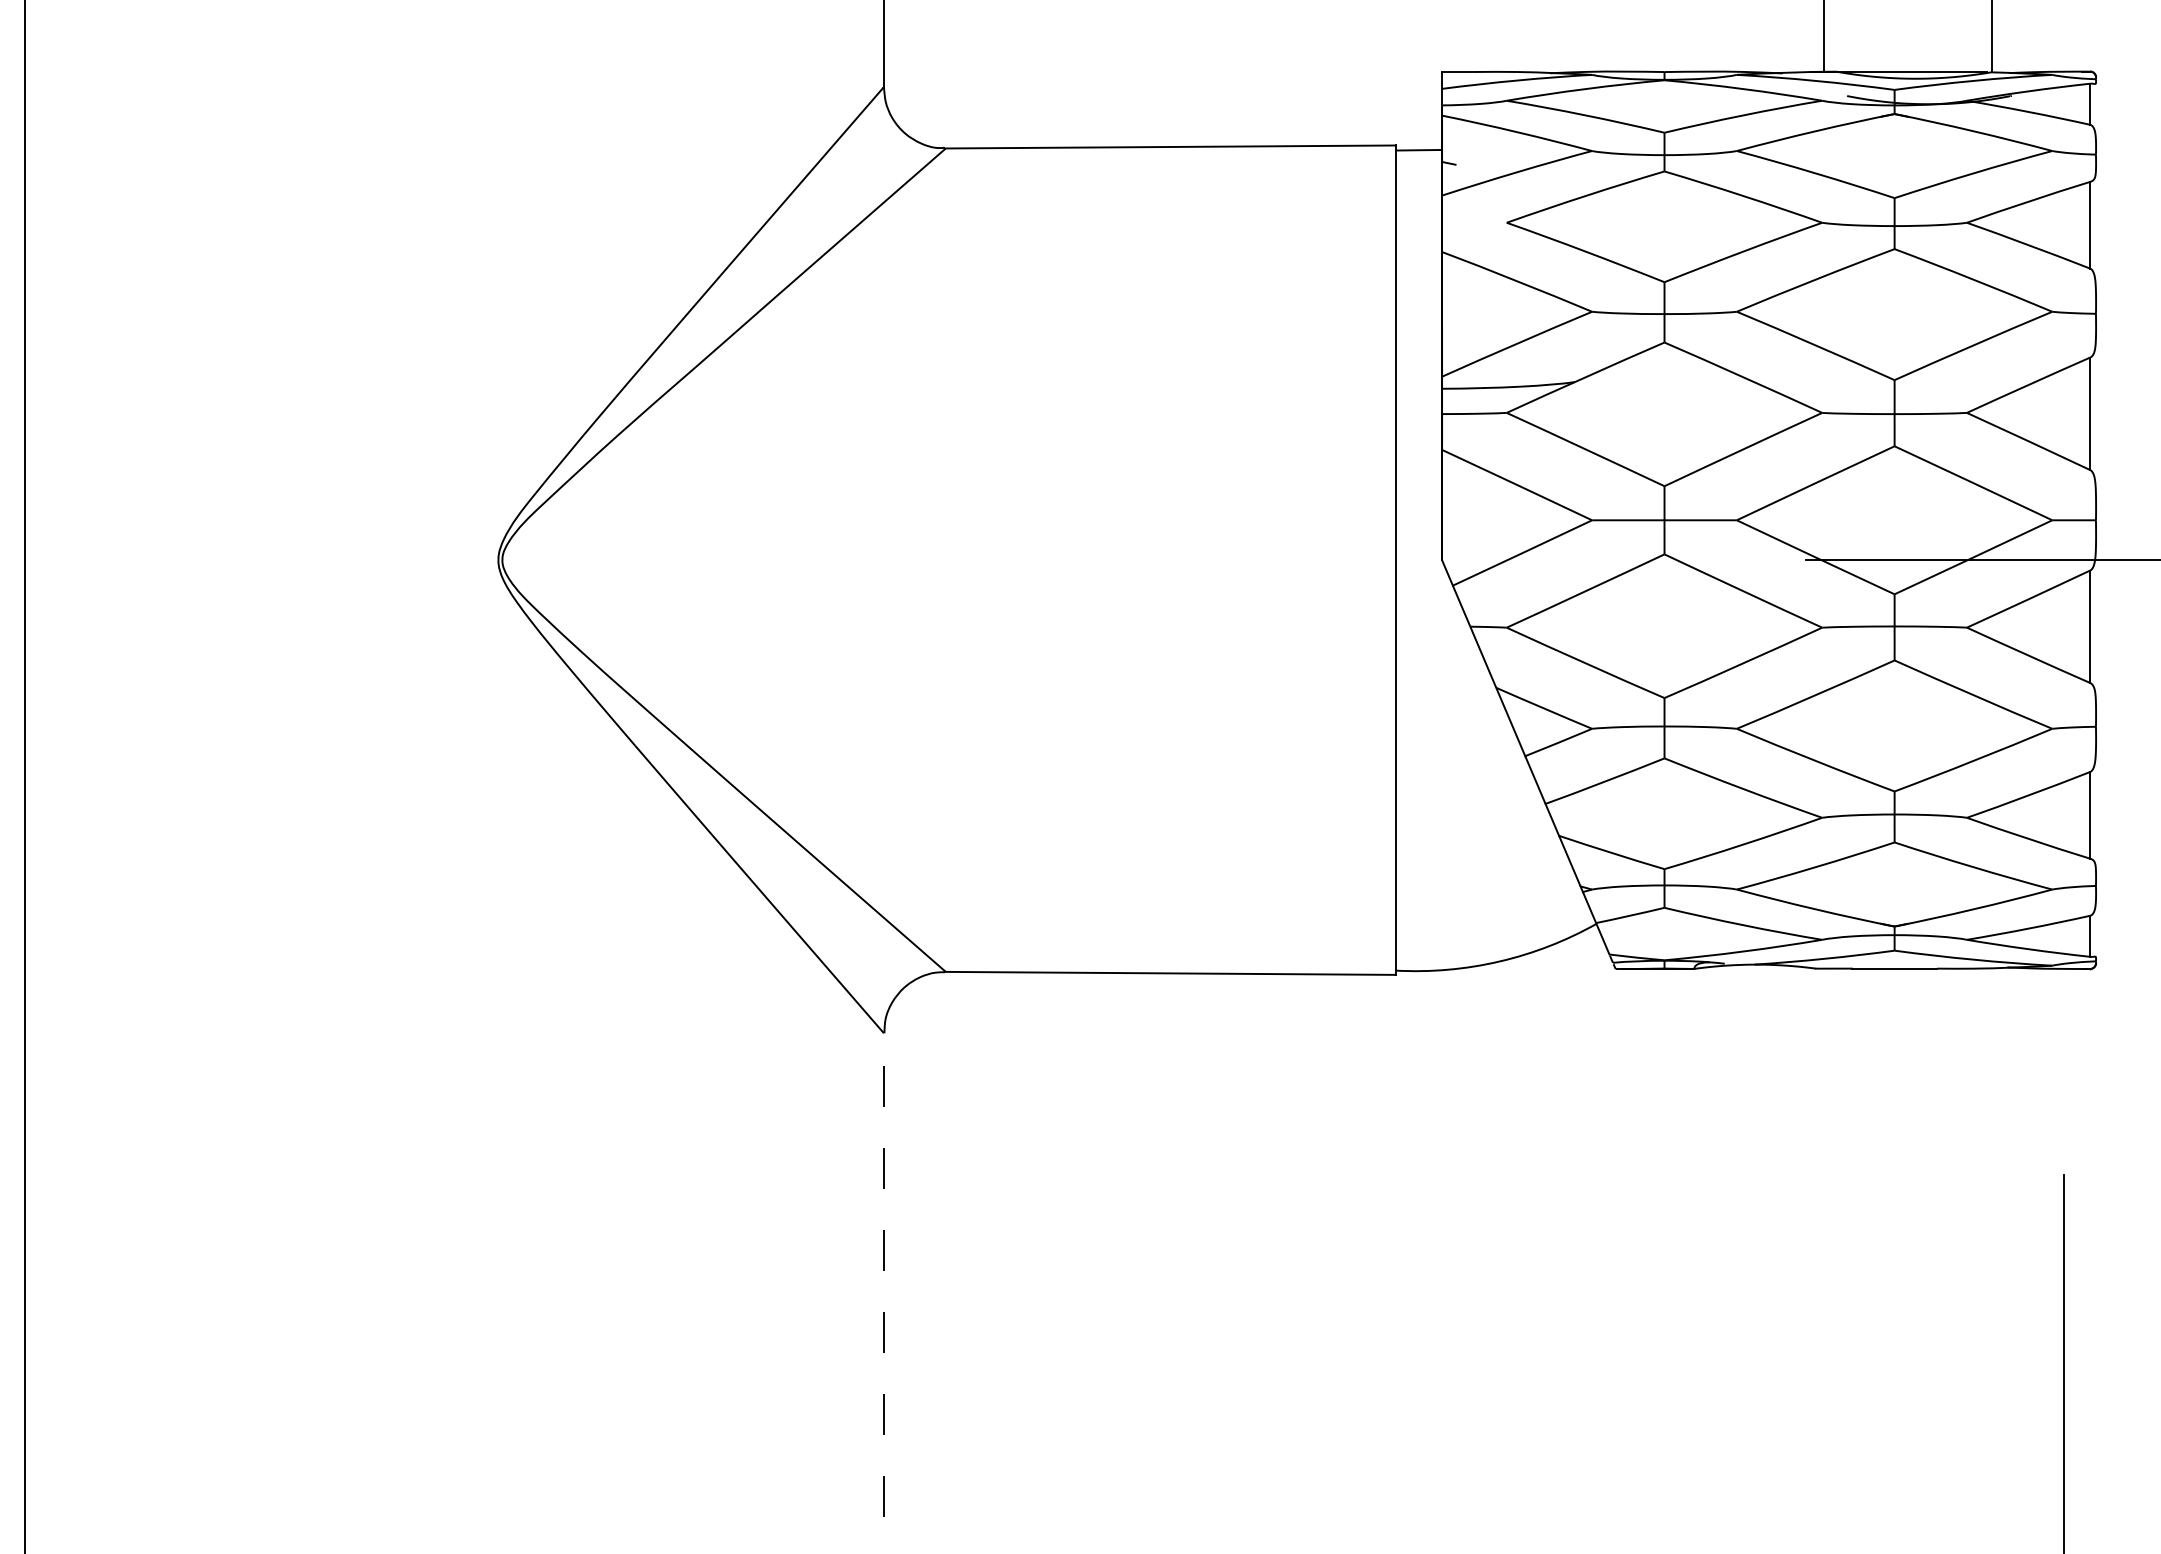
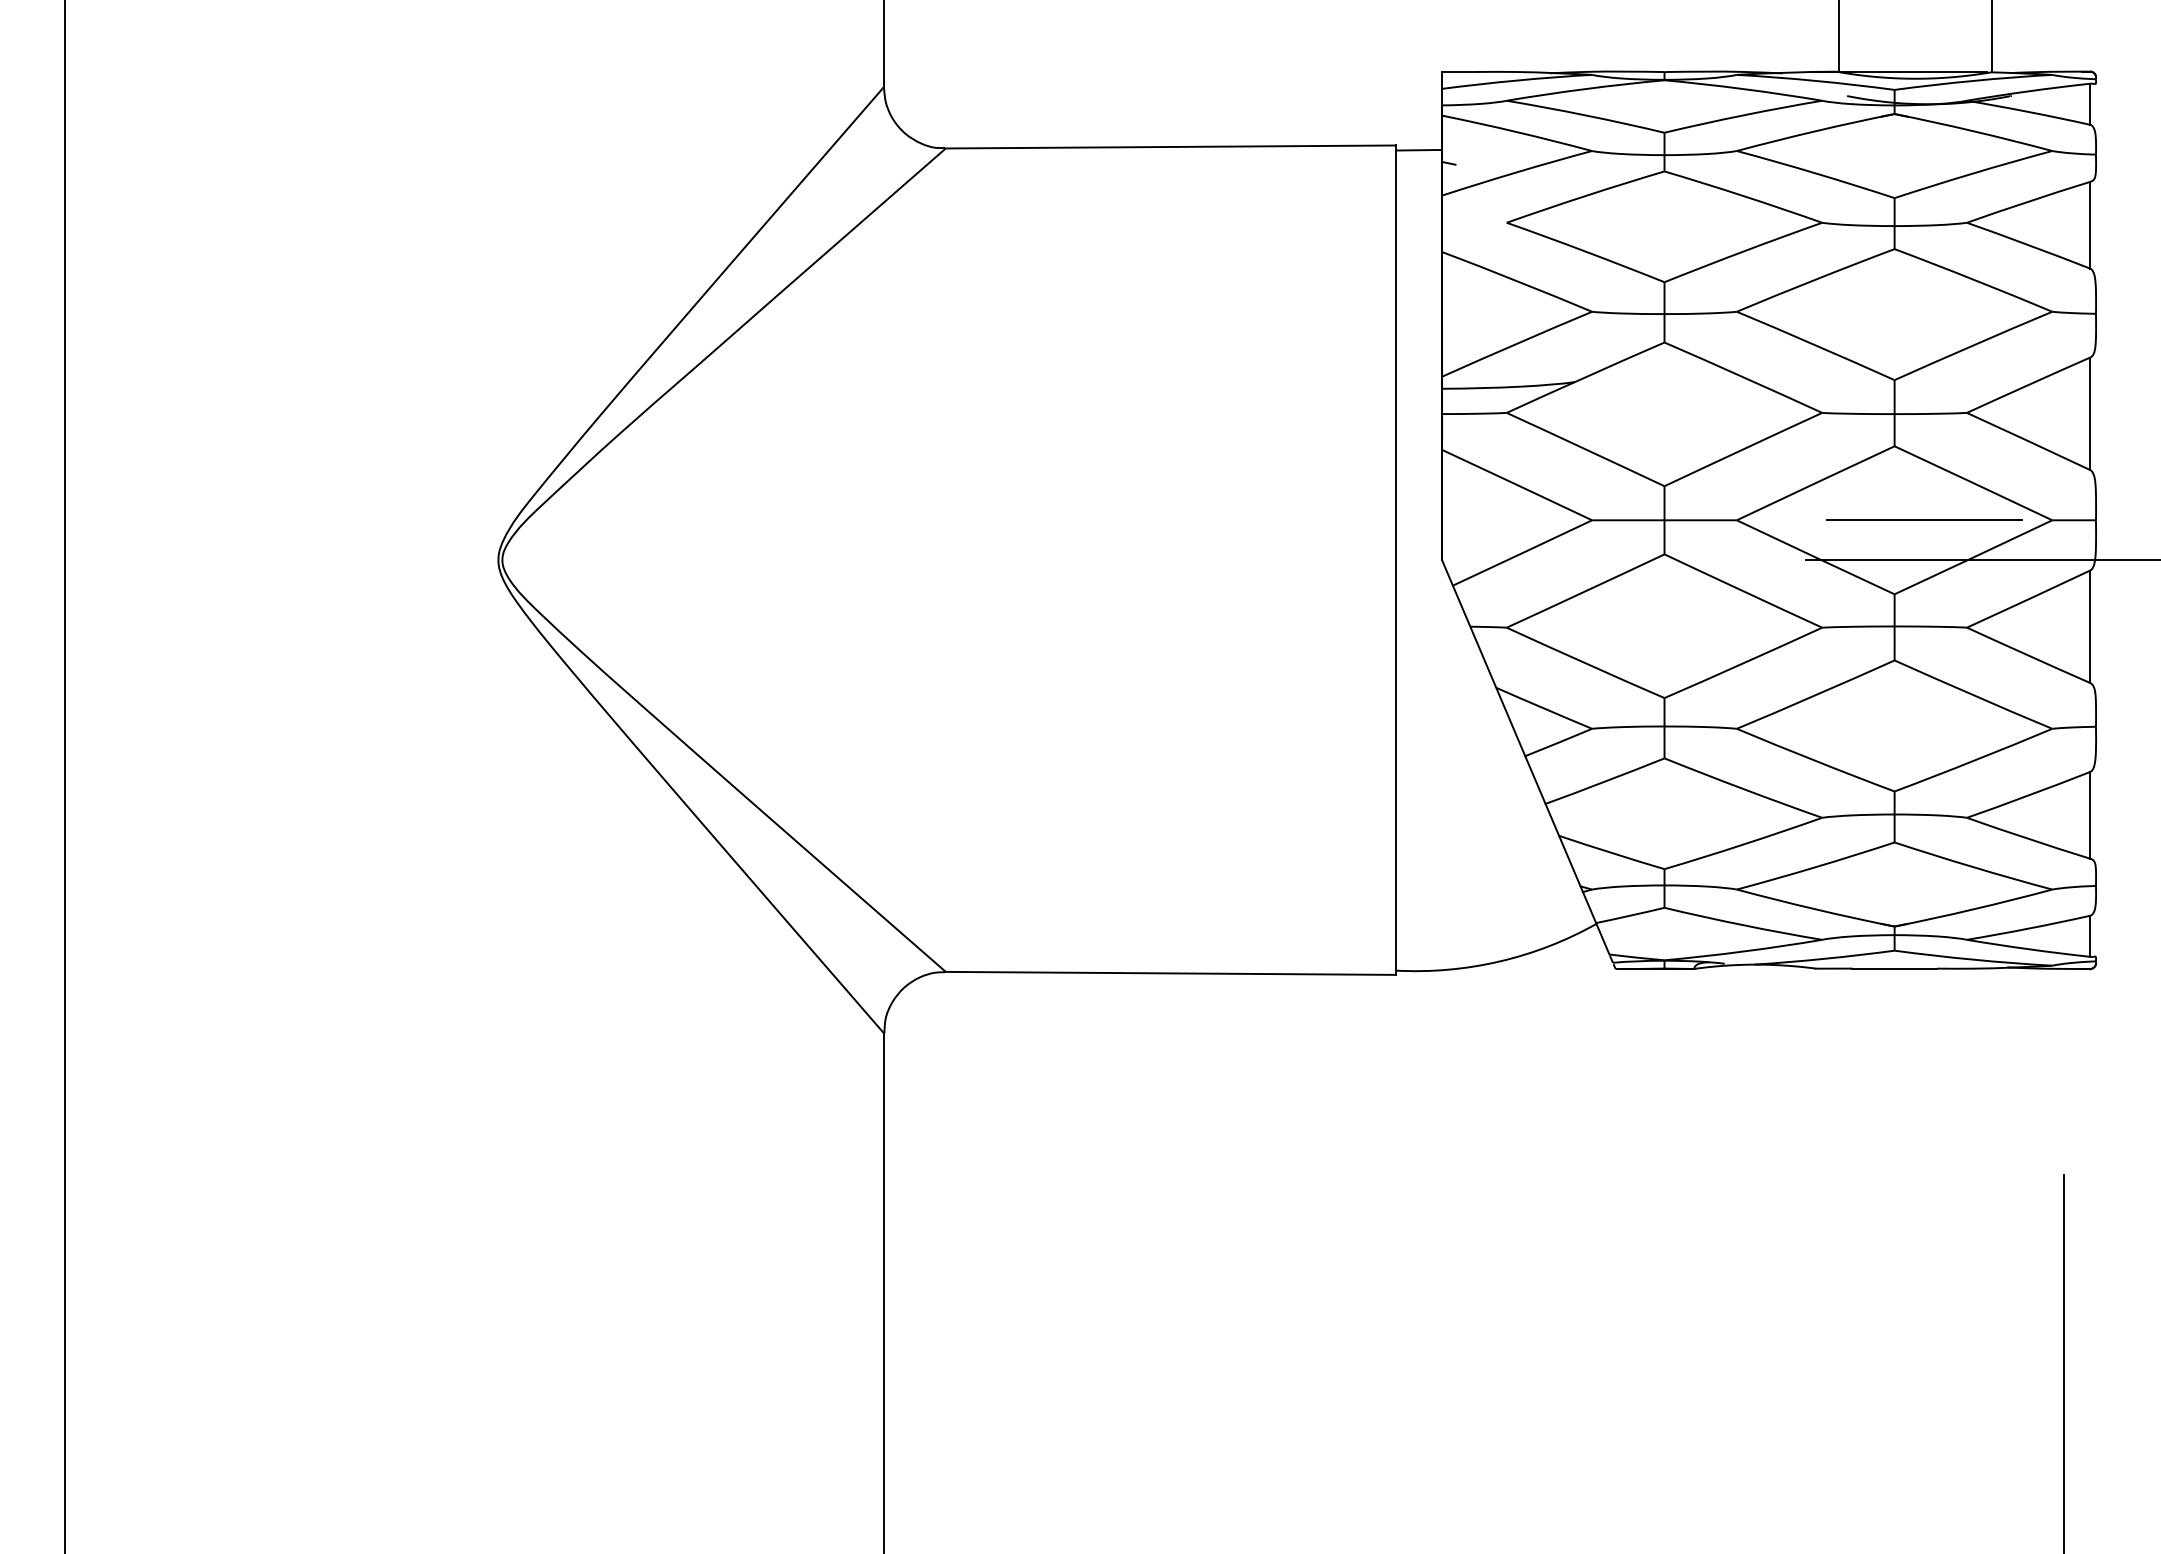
line position: (1823, 37) -> (1838, 37) (1838, 37)
line: none -> present (1924, 520)
line position: (24, 776) -> (64, 776) (64, 776)
line: dashed -> solid (883, 1292)
